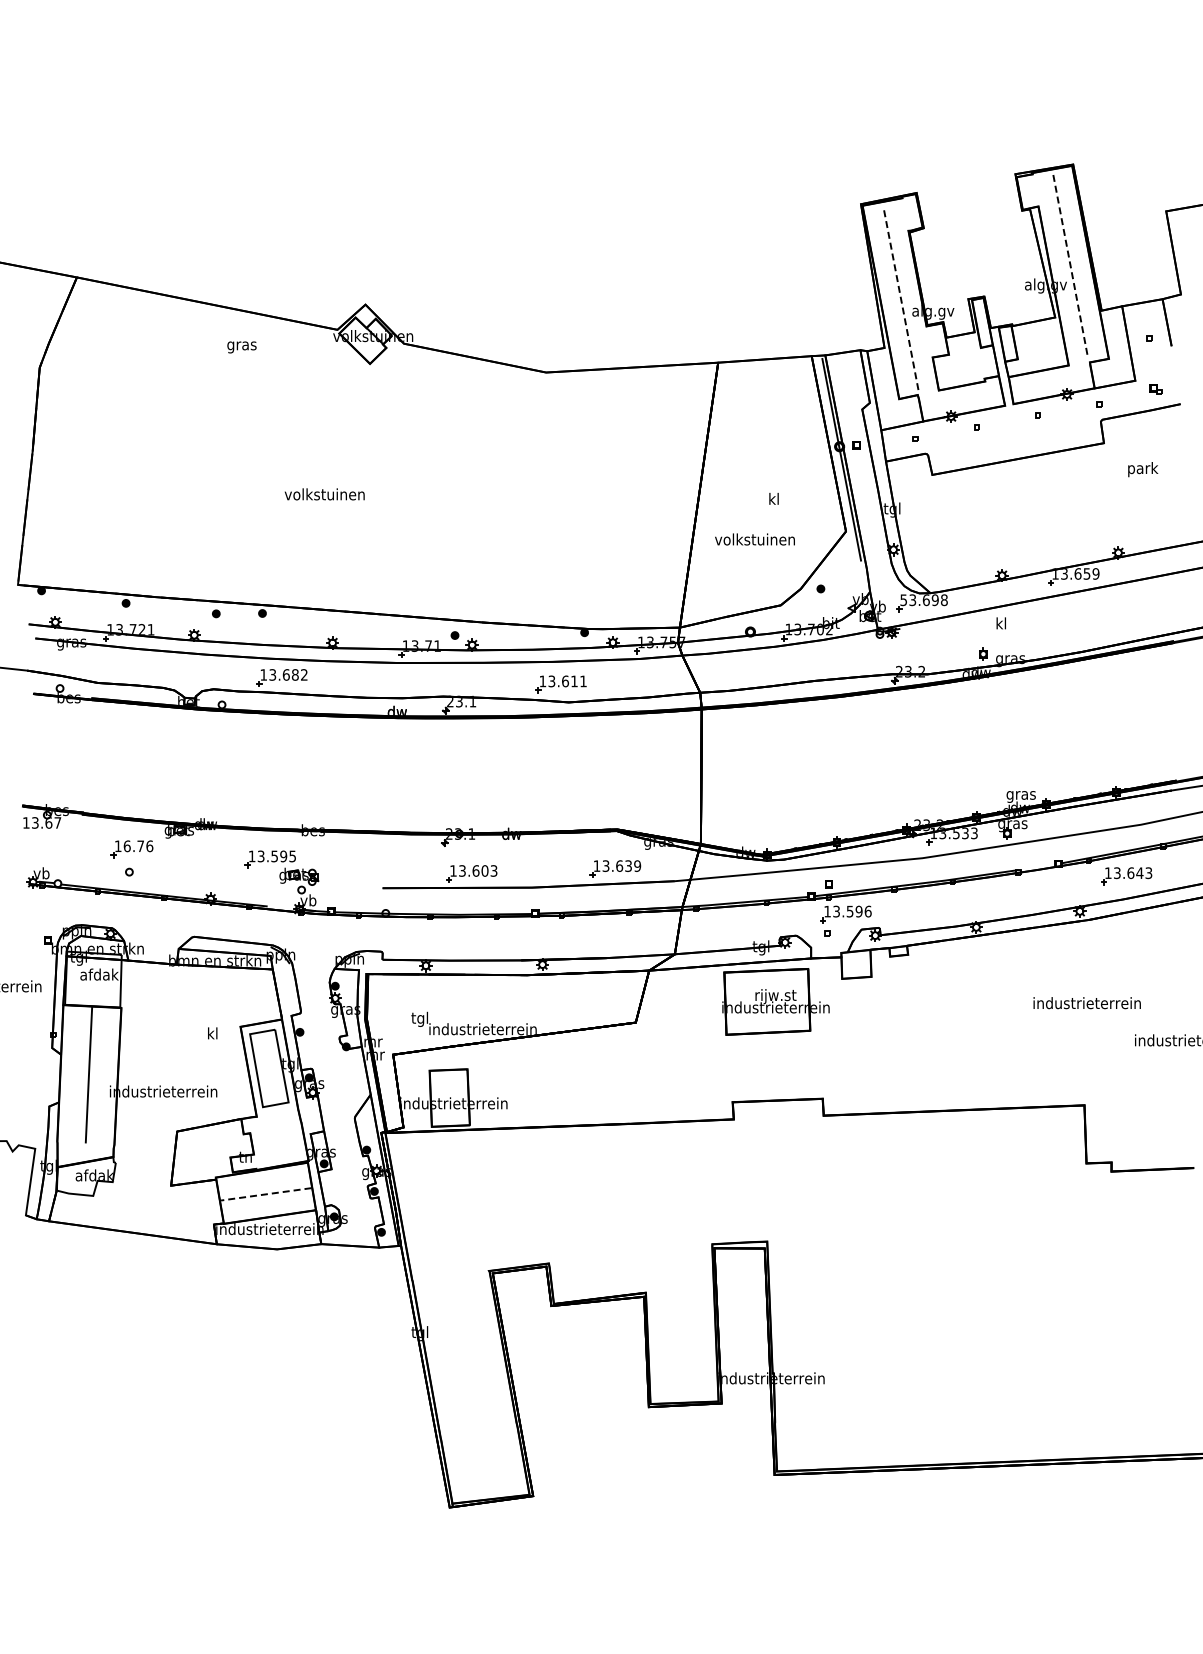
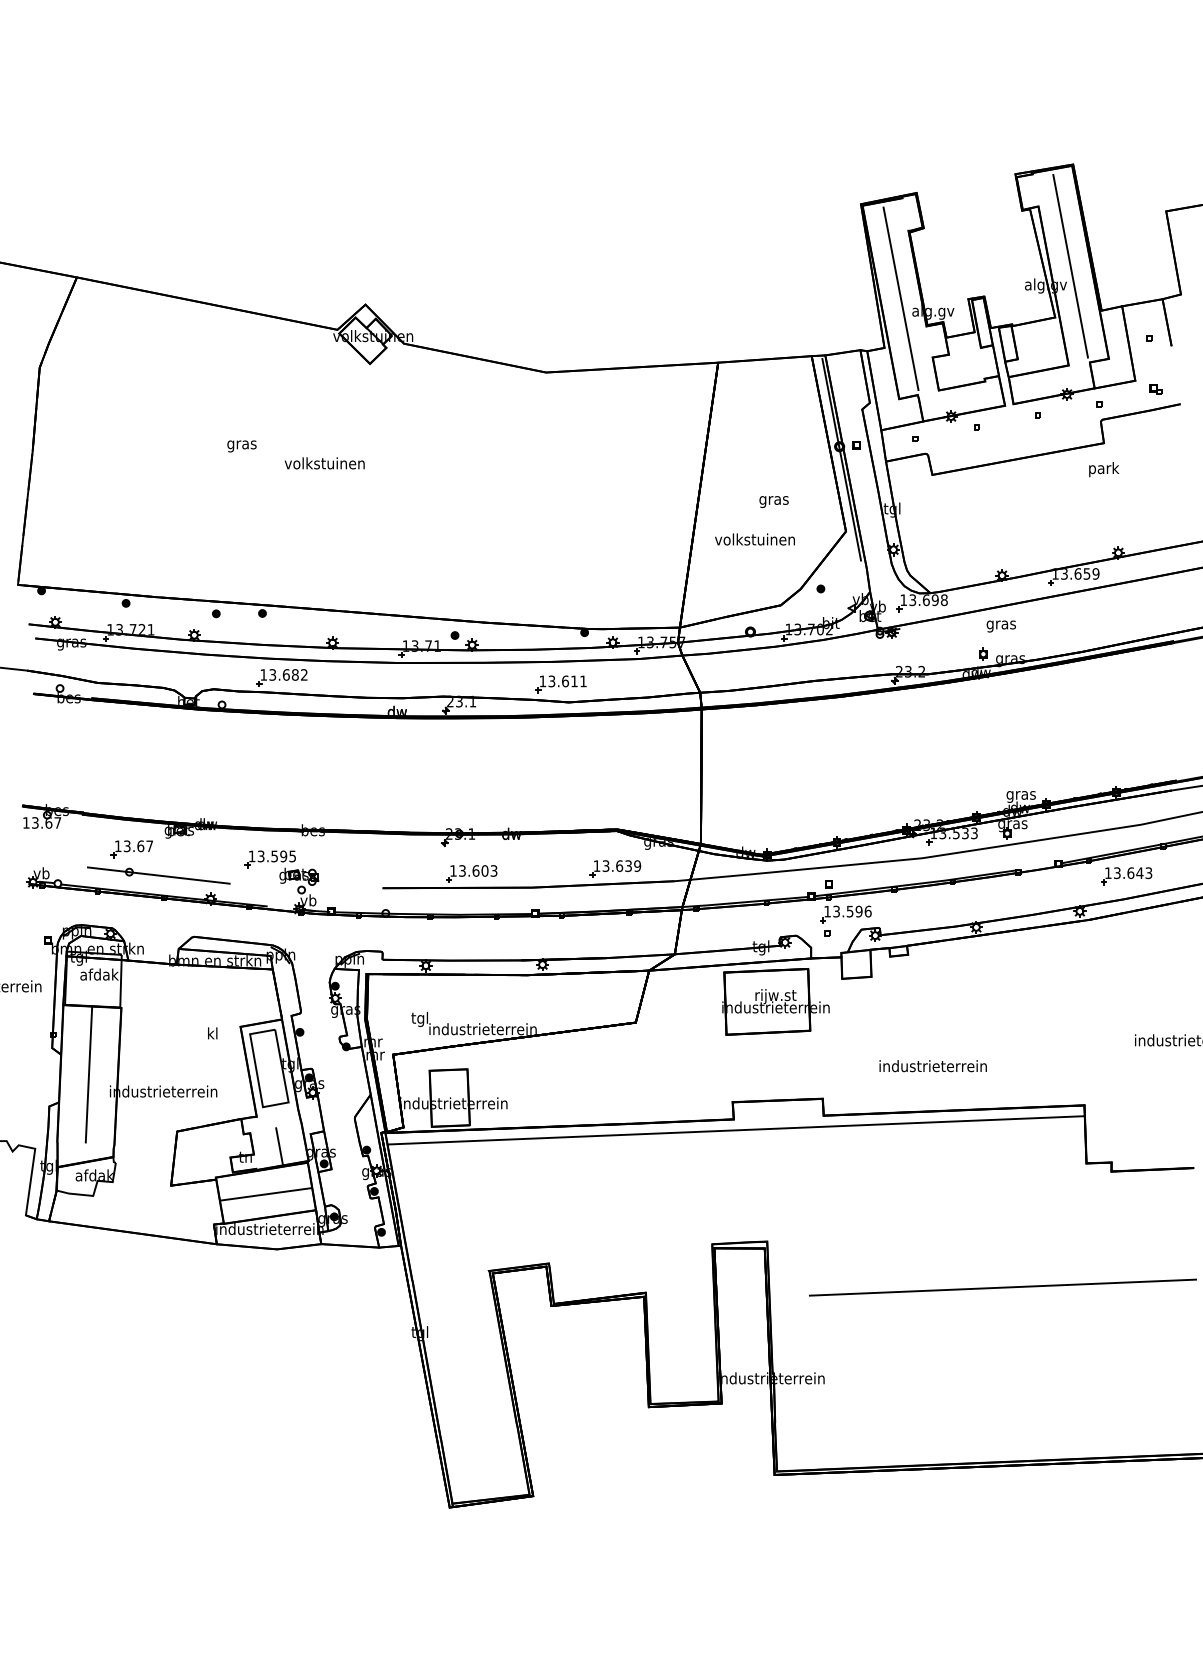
line: dashed -> solid (1070, 266)
line: dashed -> solid (901, 298)
text position: (241, 347) -> (241, 446) (241, 446)
text position: (1143, 469) -> (1104, 469) (1104, 469)
text position: (324, 494) -> (324, 463) (324, 463)
text: kl -> gras (773, 500)
text: 53.698 -> 13.698 (903, 600)
text: kl -> gras (1000, 624)
text: 16.76 -> 13.67 (138, 846)
line: none -> present (158, 875)
text position: (1086, 1003) -> (932, 1066) (932, 1066)
line: none -> present (735, 1130)
line: none -> present (279, 1146)
line: dashed -> solid (266, 1194)
line: none -> present (1002, 1287)
